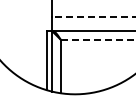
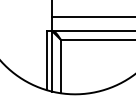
line: dashed -> solid (93, 16)
line: dashed -> solid (98, 39)
